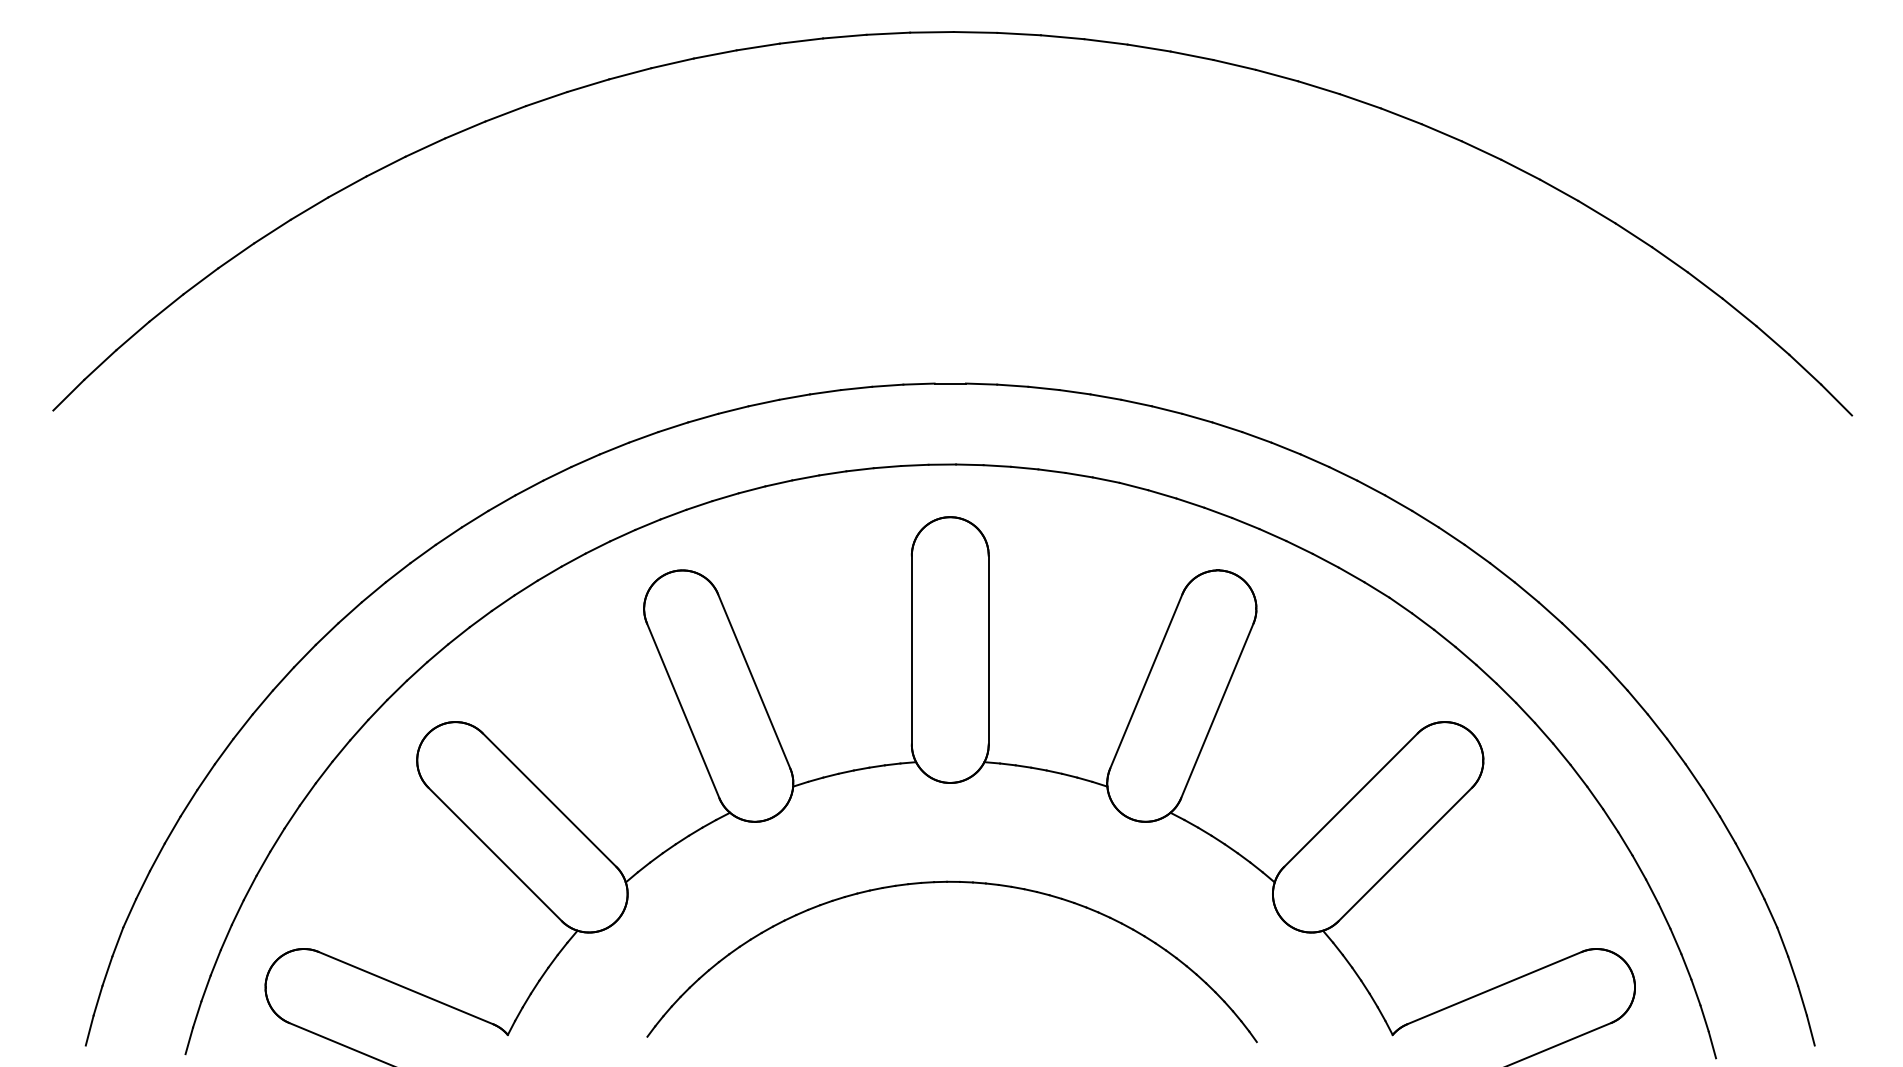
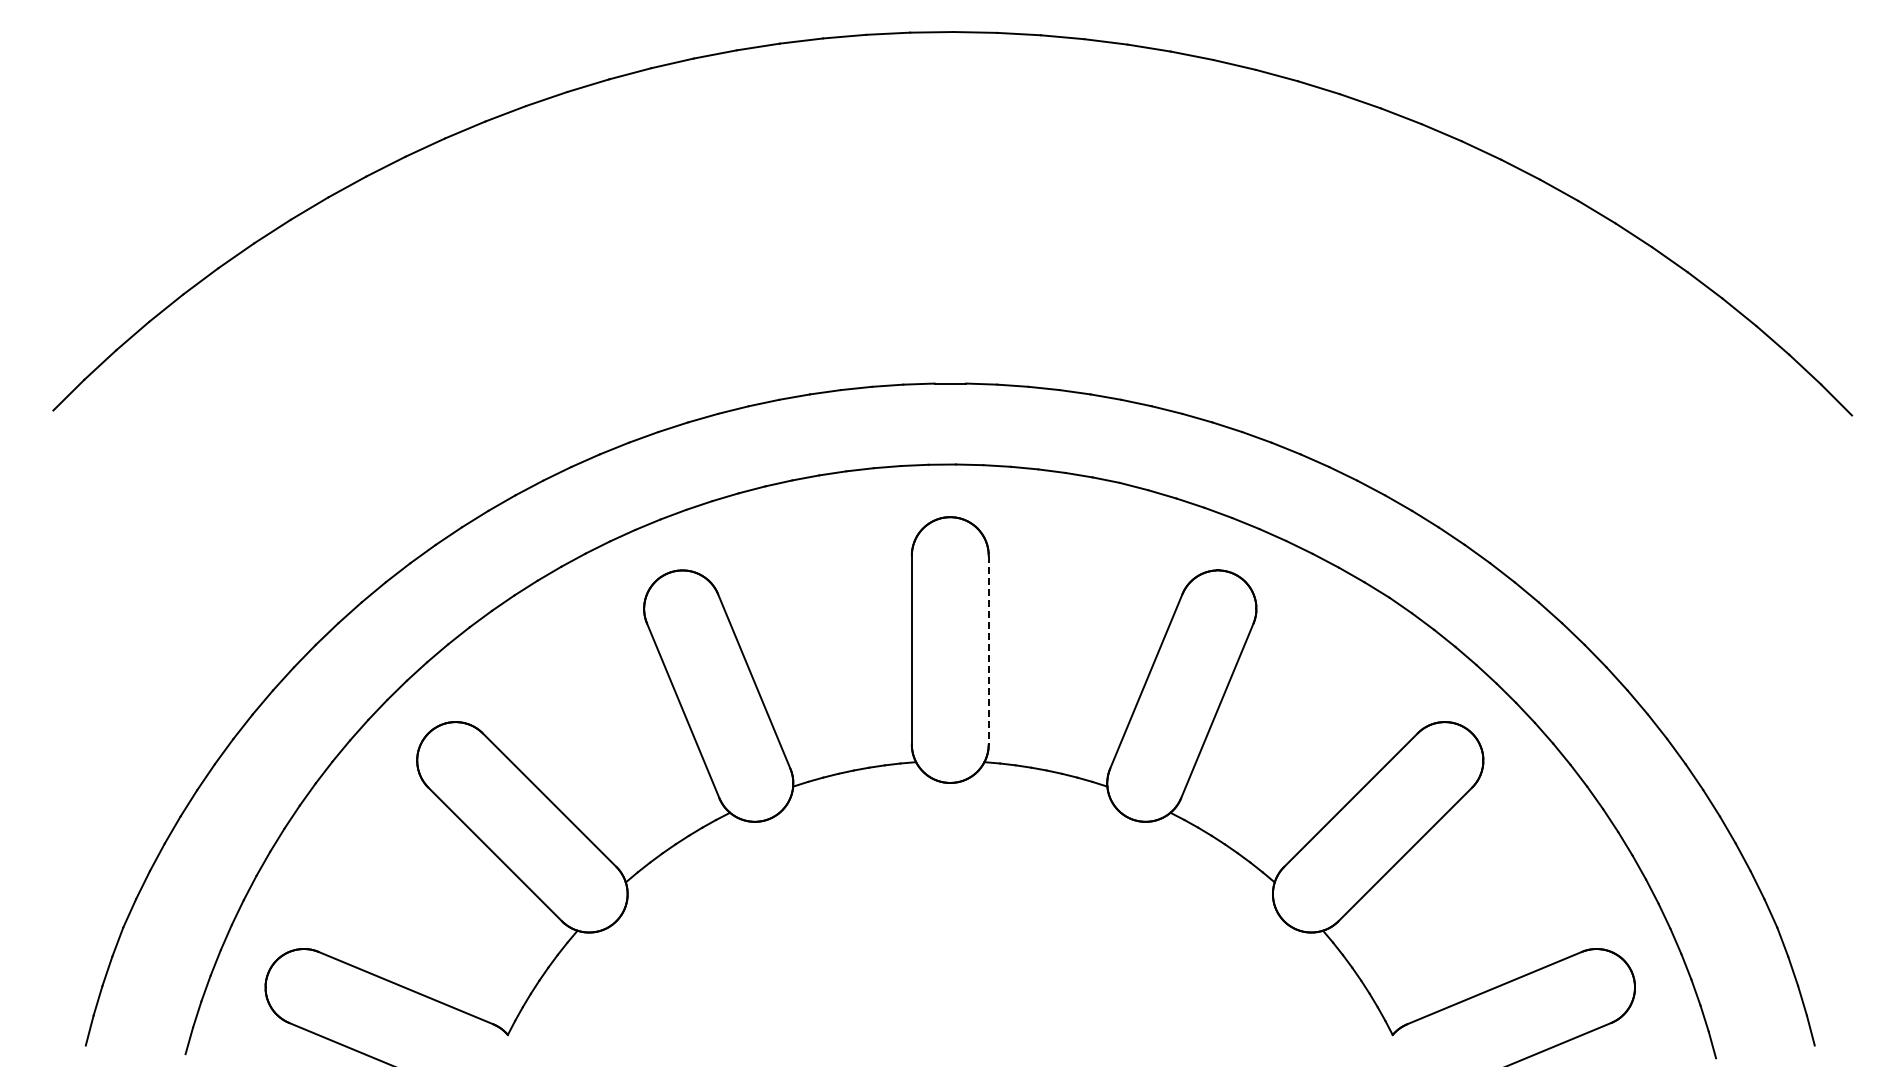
line: solid -> dashed (988, 650)
part: present -> none (951, 882)
